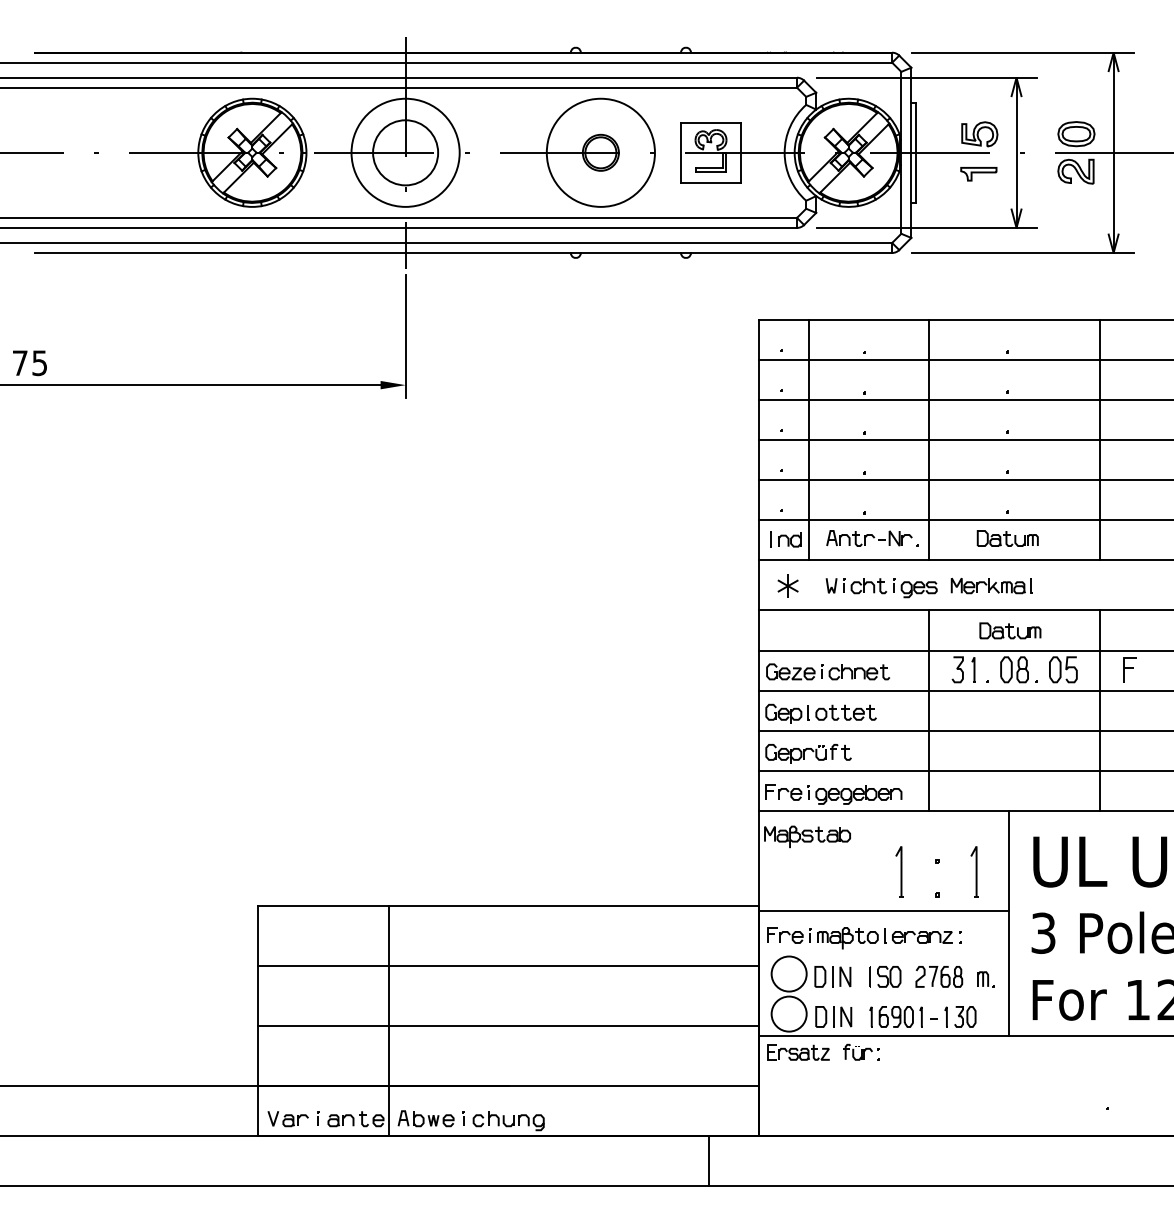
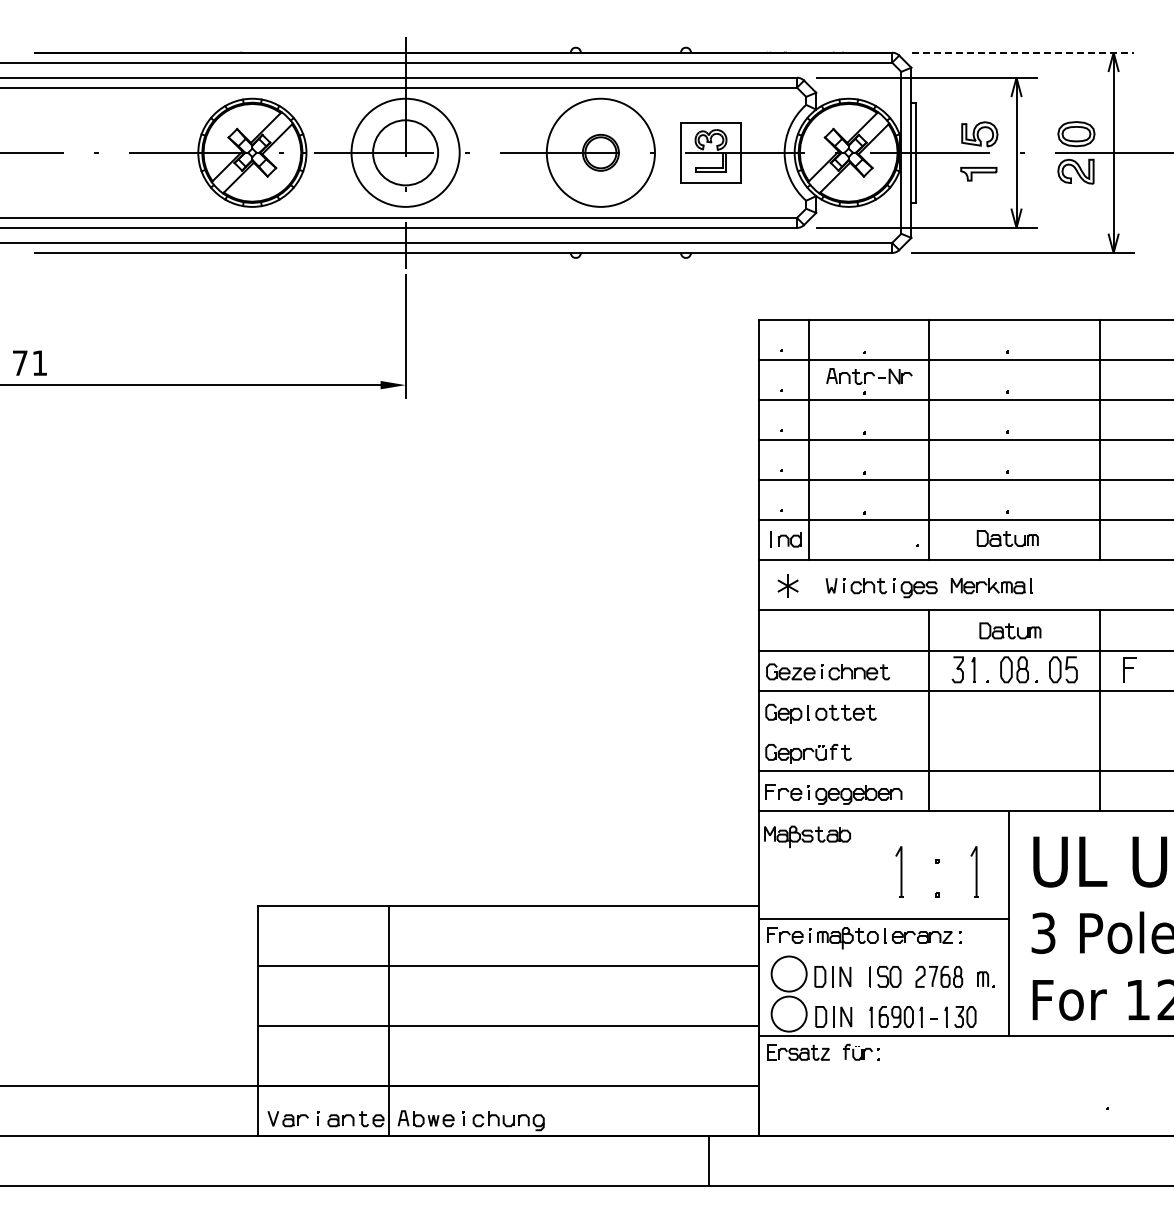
line: solid -> dashed (1022, 52)
text: 75 -> 71 (39, 363)
part position: (869, 538) -> (869, 376) (869, 376)
line: present -> none (964, 730)
line position: (884, 910) -> (884, 918) (884, 918)
